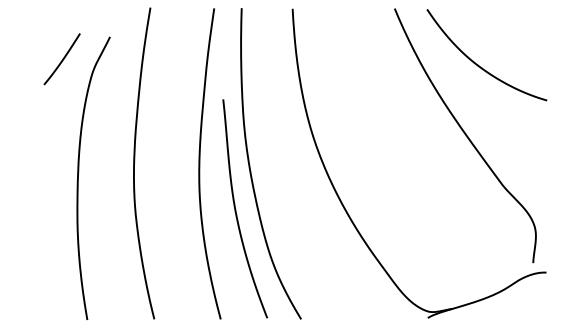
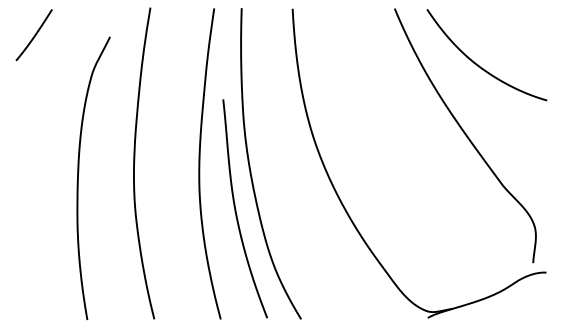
curve position: (62, 59) -> (34, 35) (34, 35)
